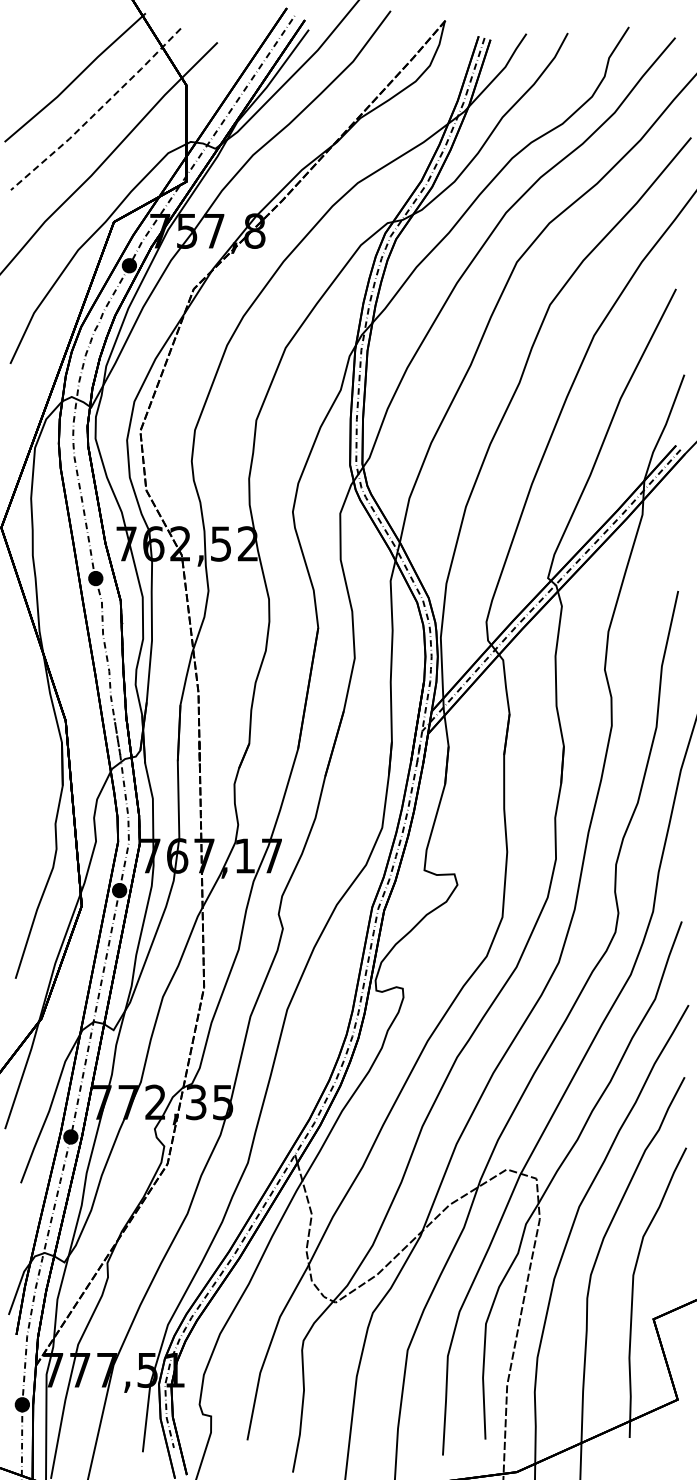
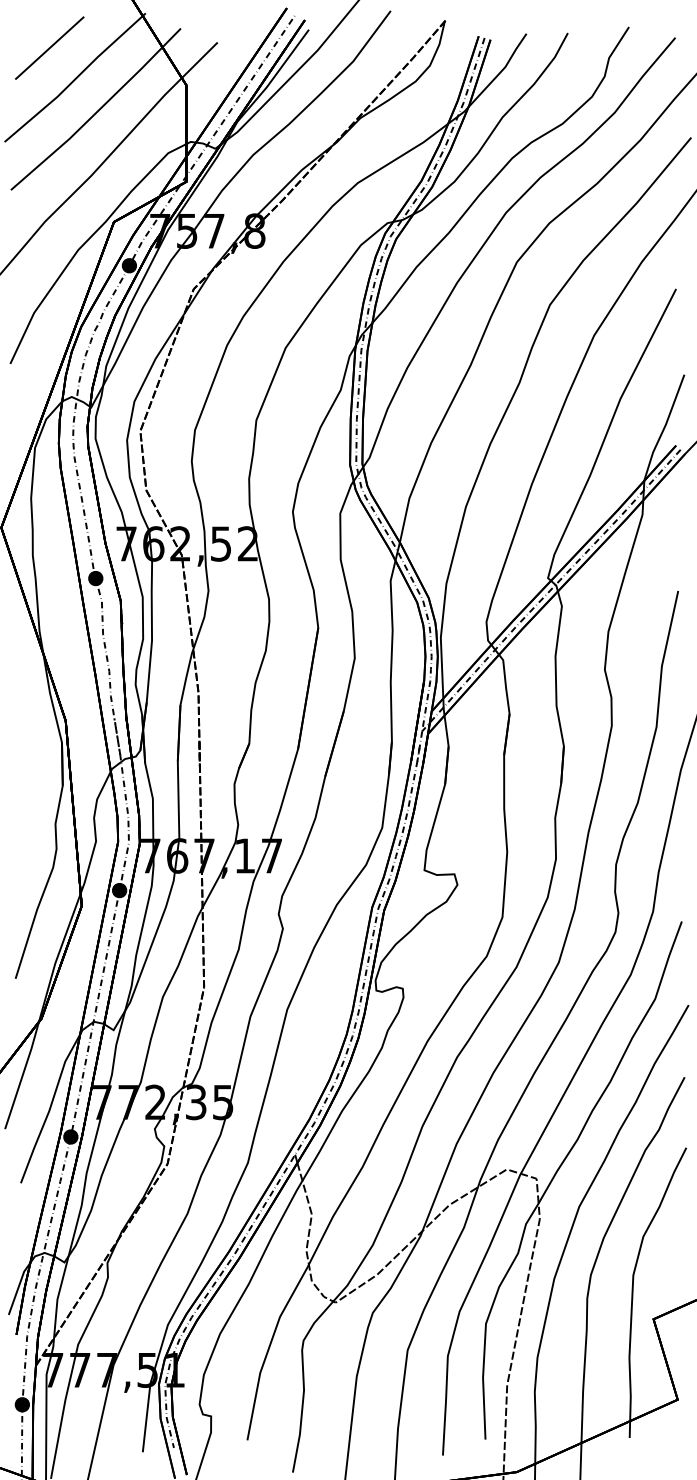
line: none -> present (49, 47)
line: dashed -> solid (98, 111)
